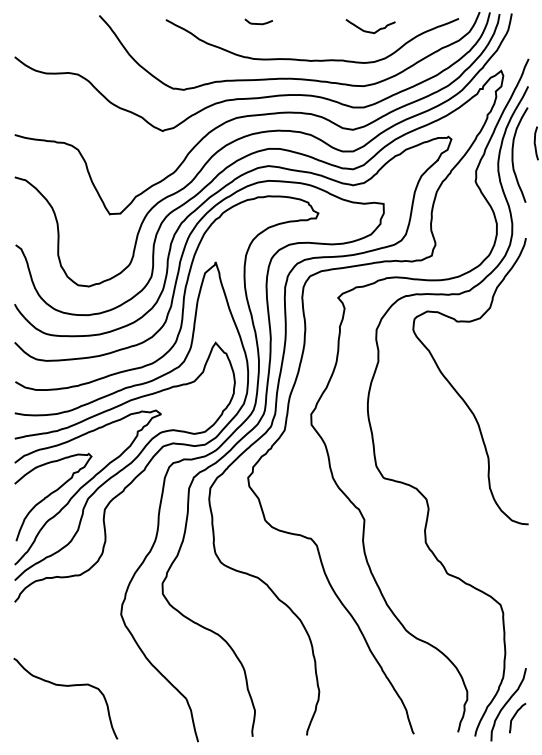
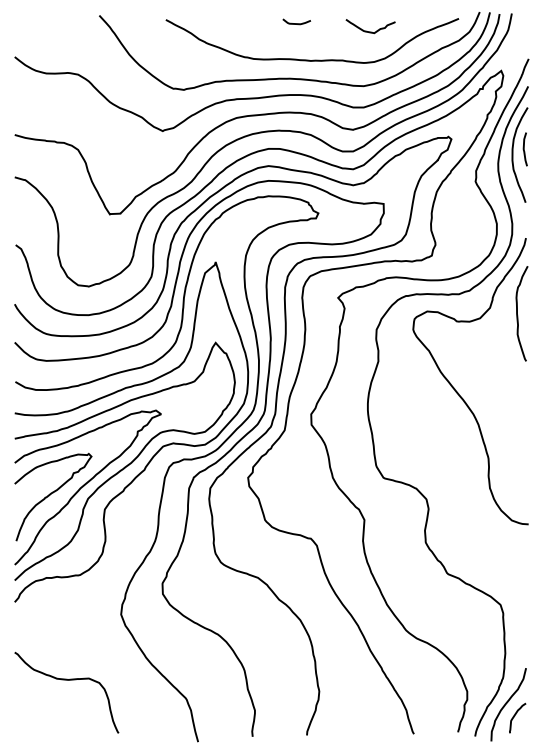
curve position: (258, 23) -> (296, 23) (296, 23)
curve position: (535, 143) -> (524, 149) (524, 149)
curve: none -> present (518, 315)
curve position: (65, 686) -> (66, 680) (66, 680)
